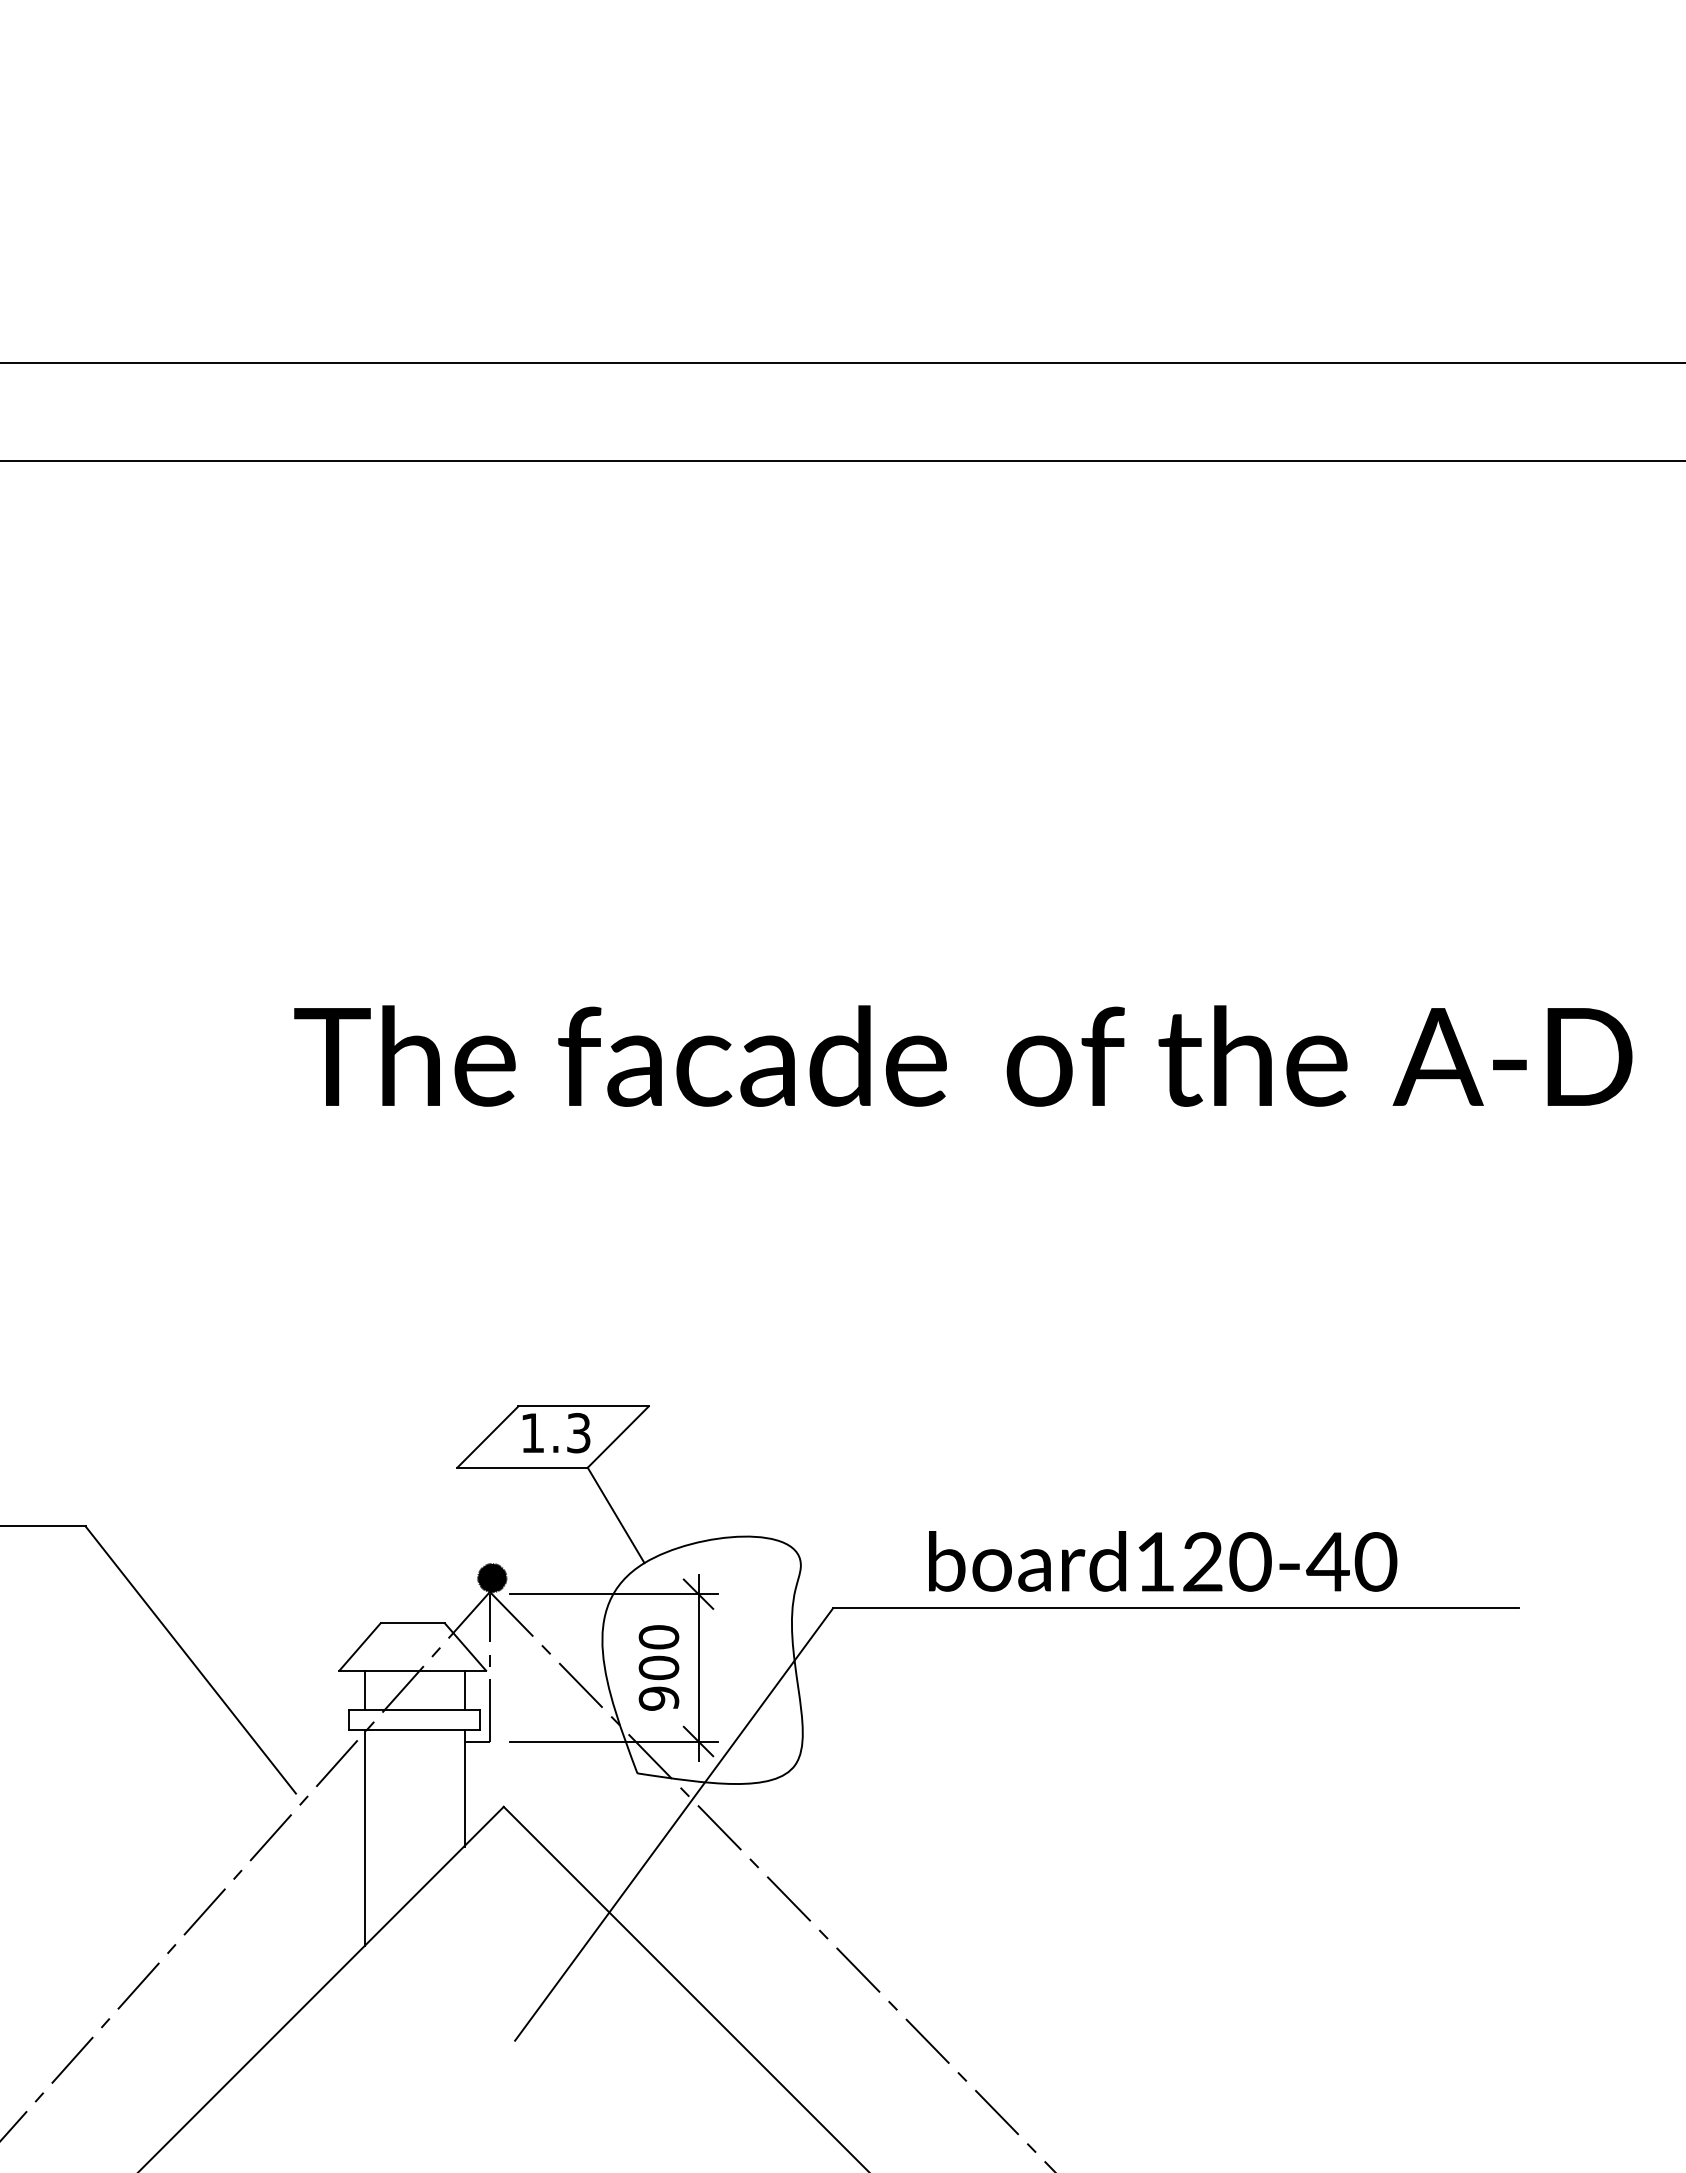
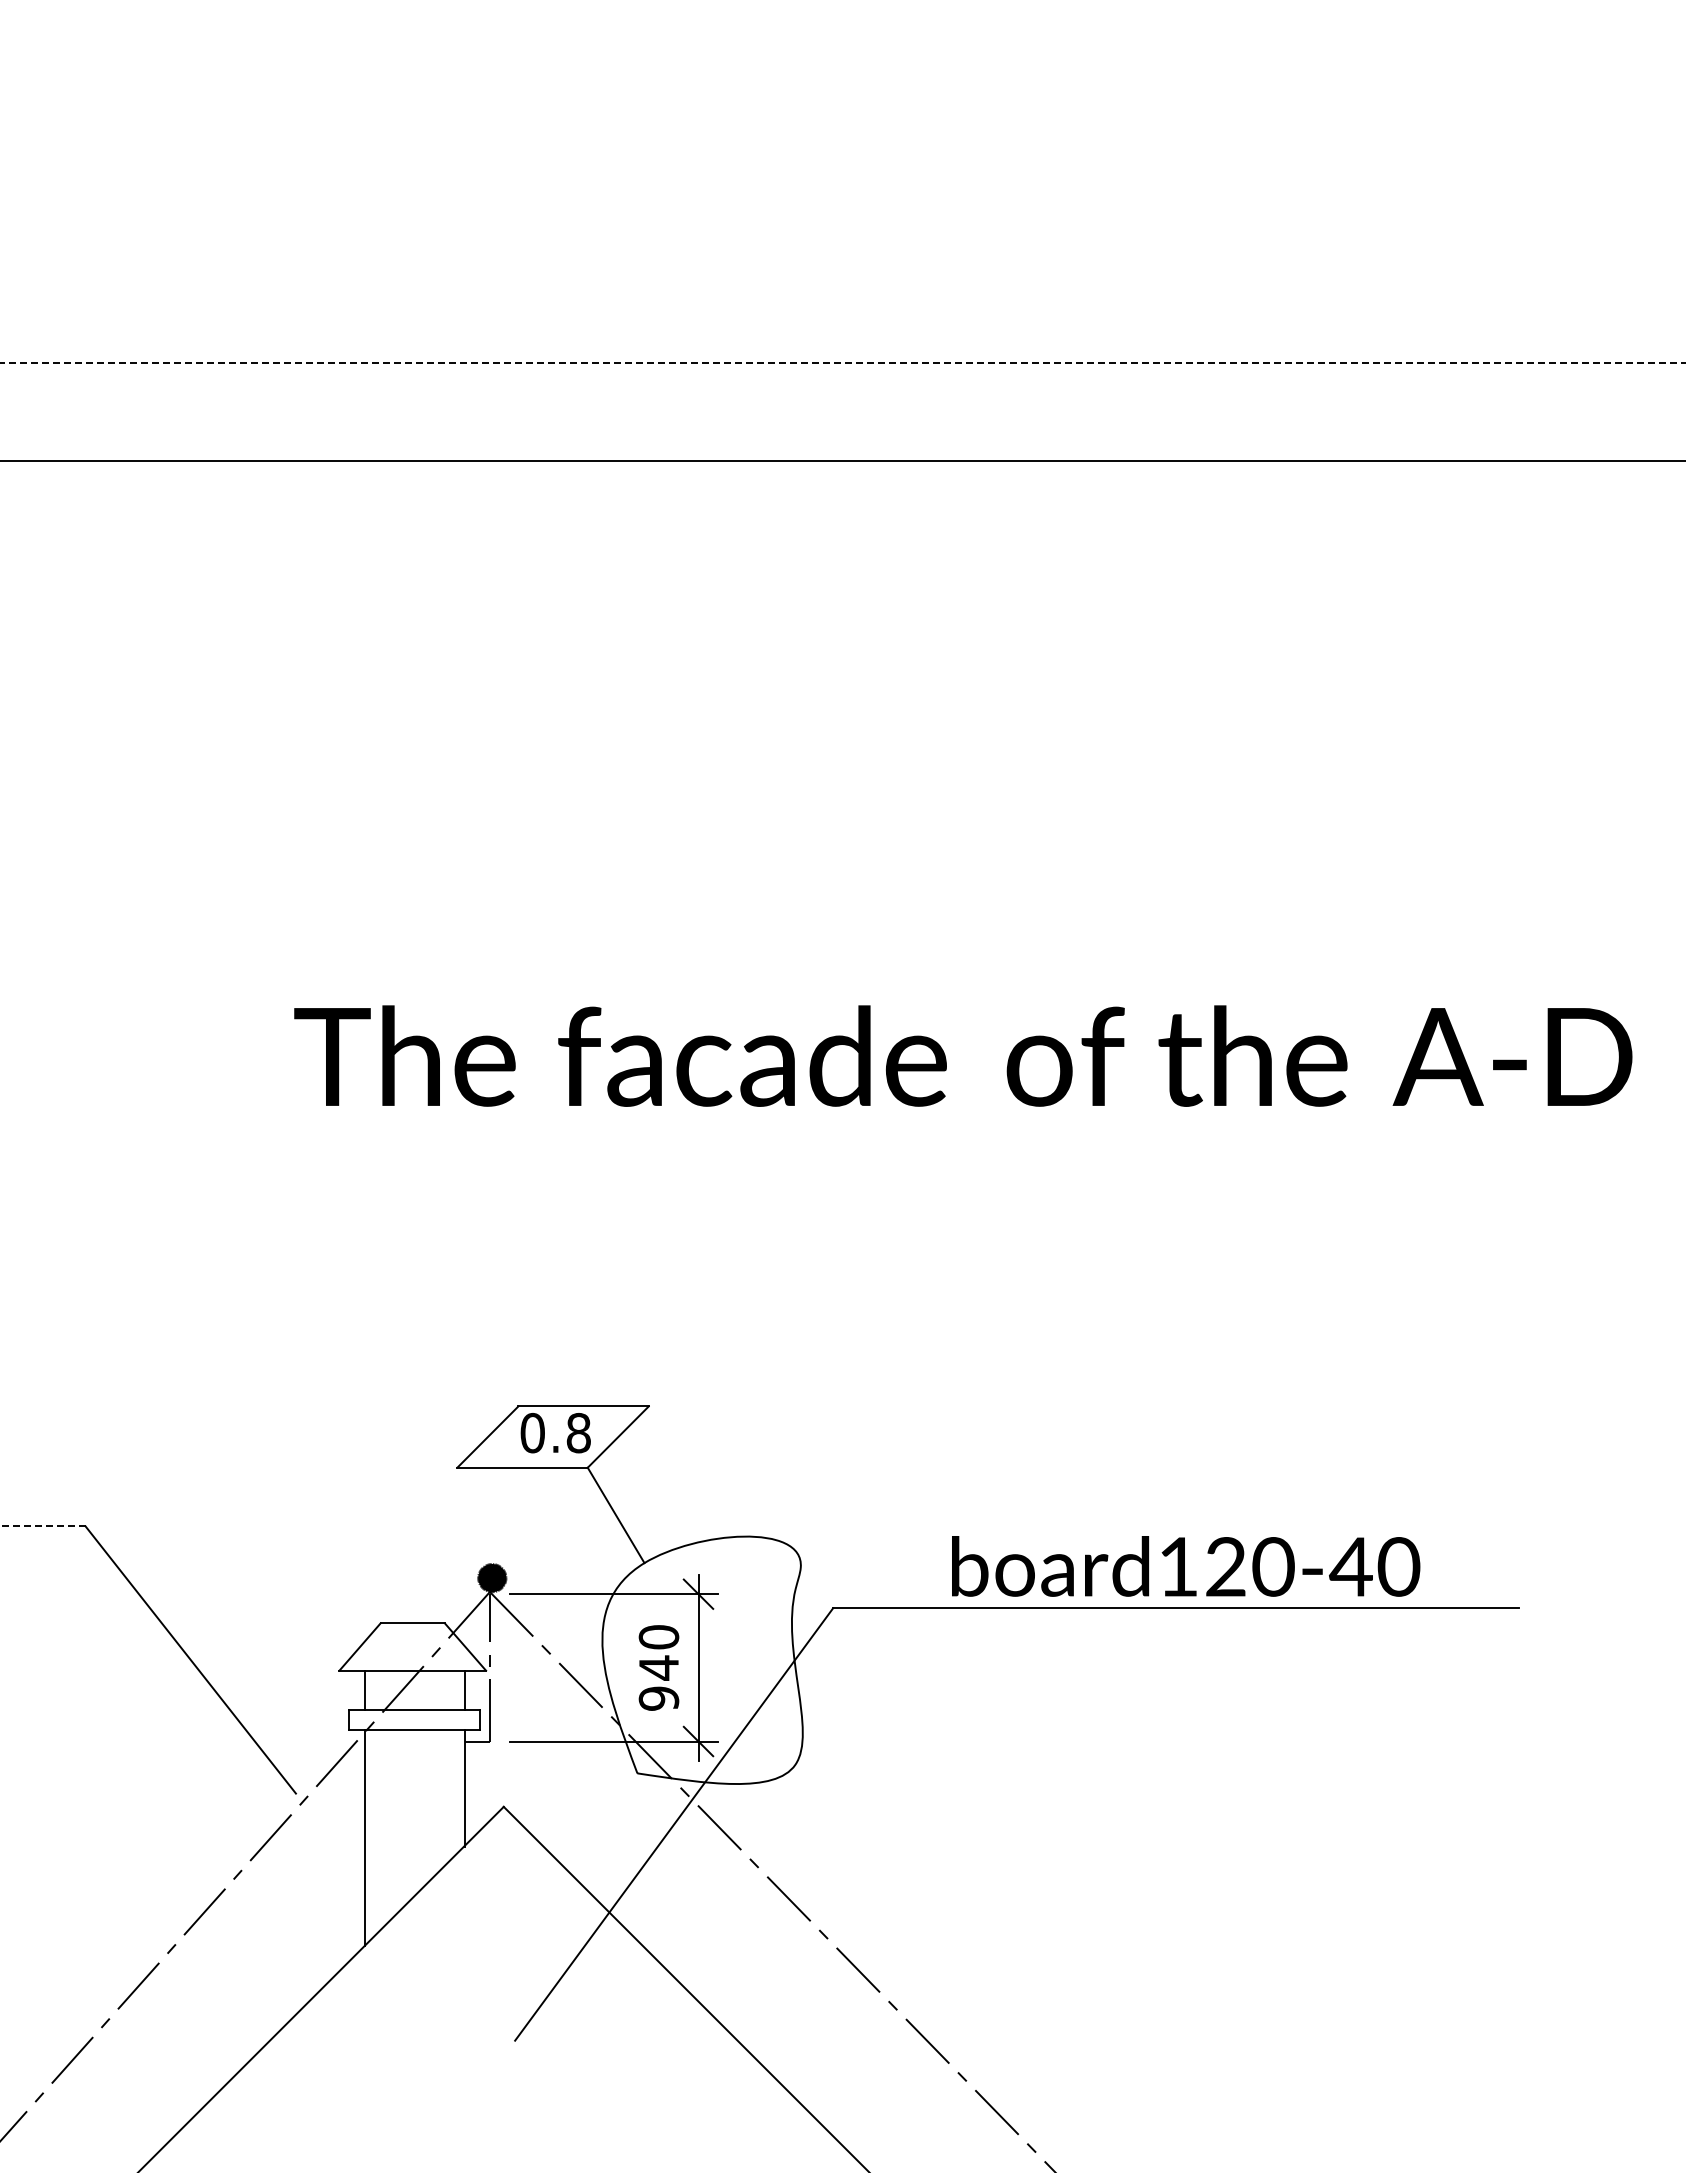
line: solid -> dashed (842, 363)
text: 1.3 -> 0.8 (555, 1432)
line: solid -> dashed (42, 1526)
text position: (1163, 1561) -> (1186, 1566) (1186, 1566)
text: 900 -> 940 (658, 1667)
